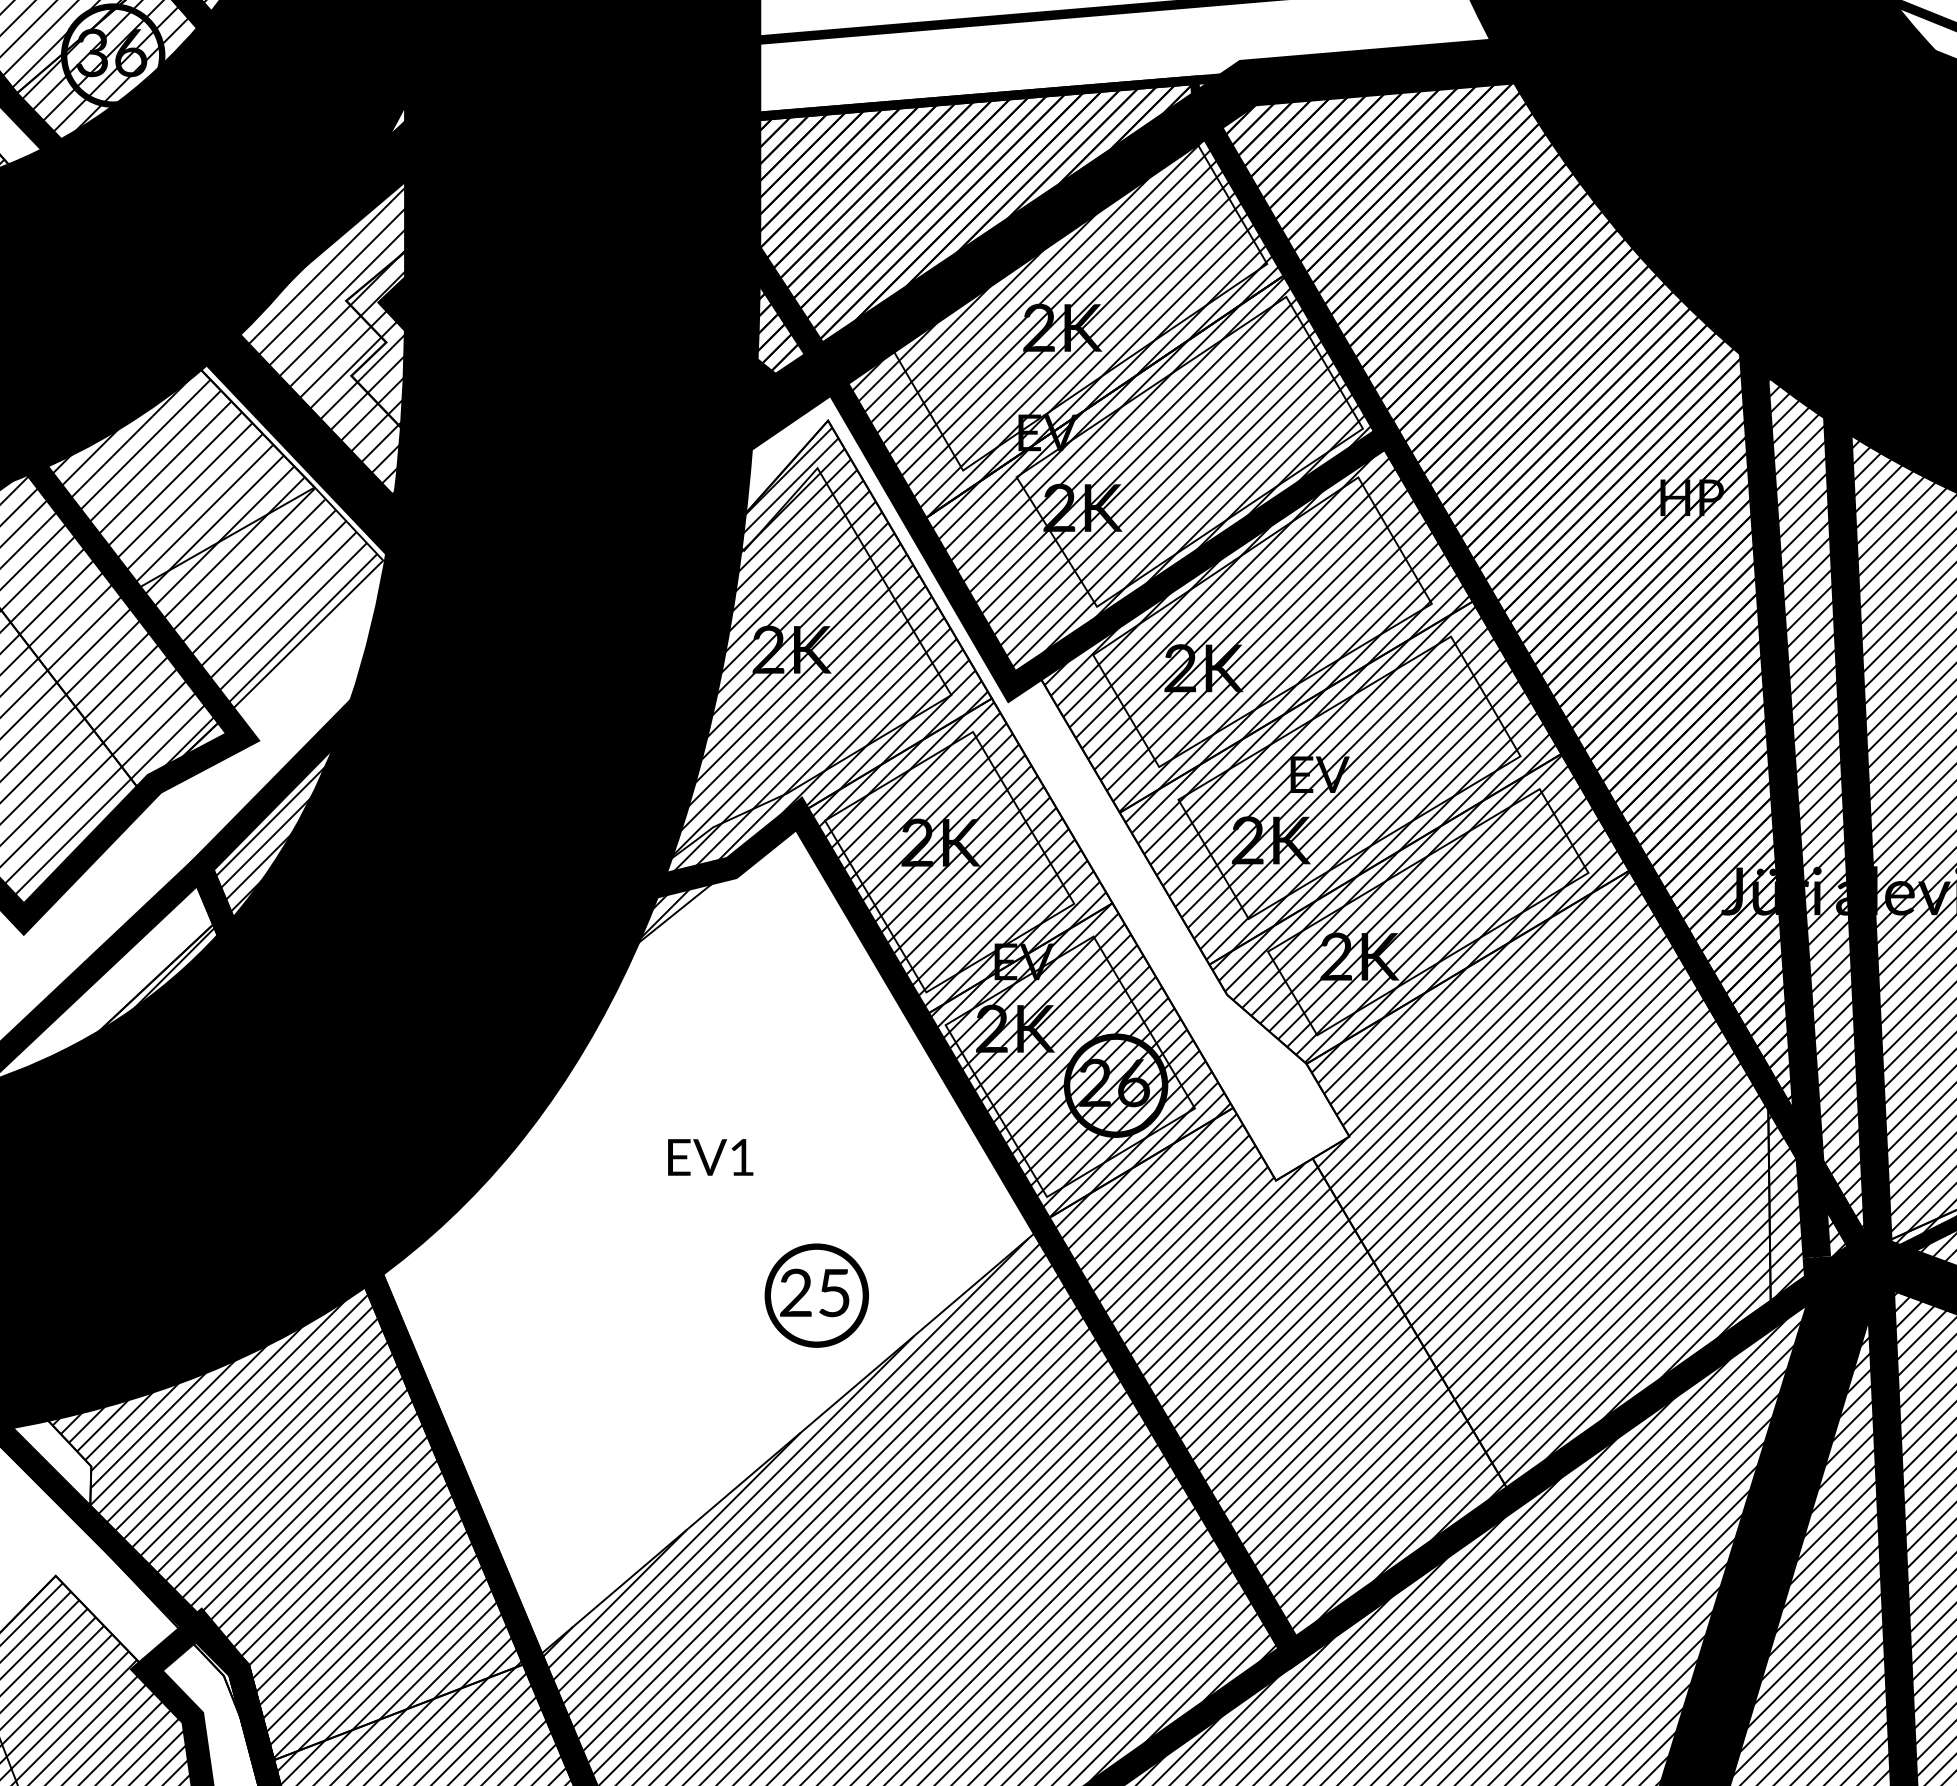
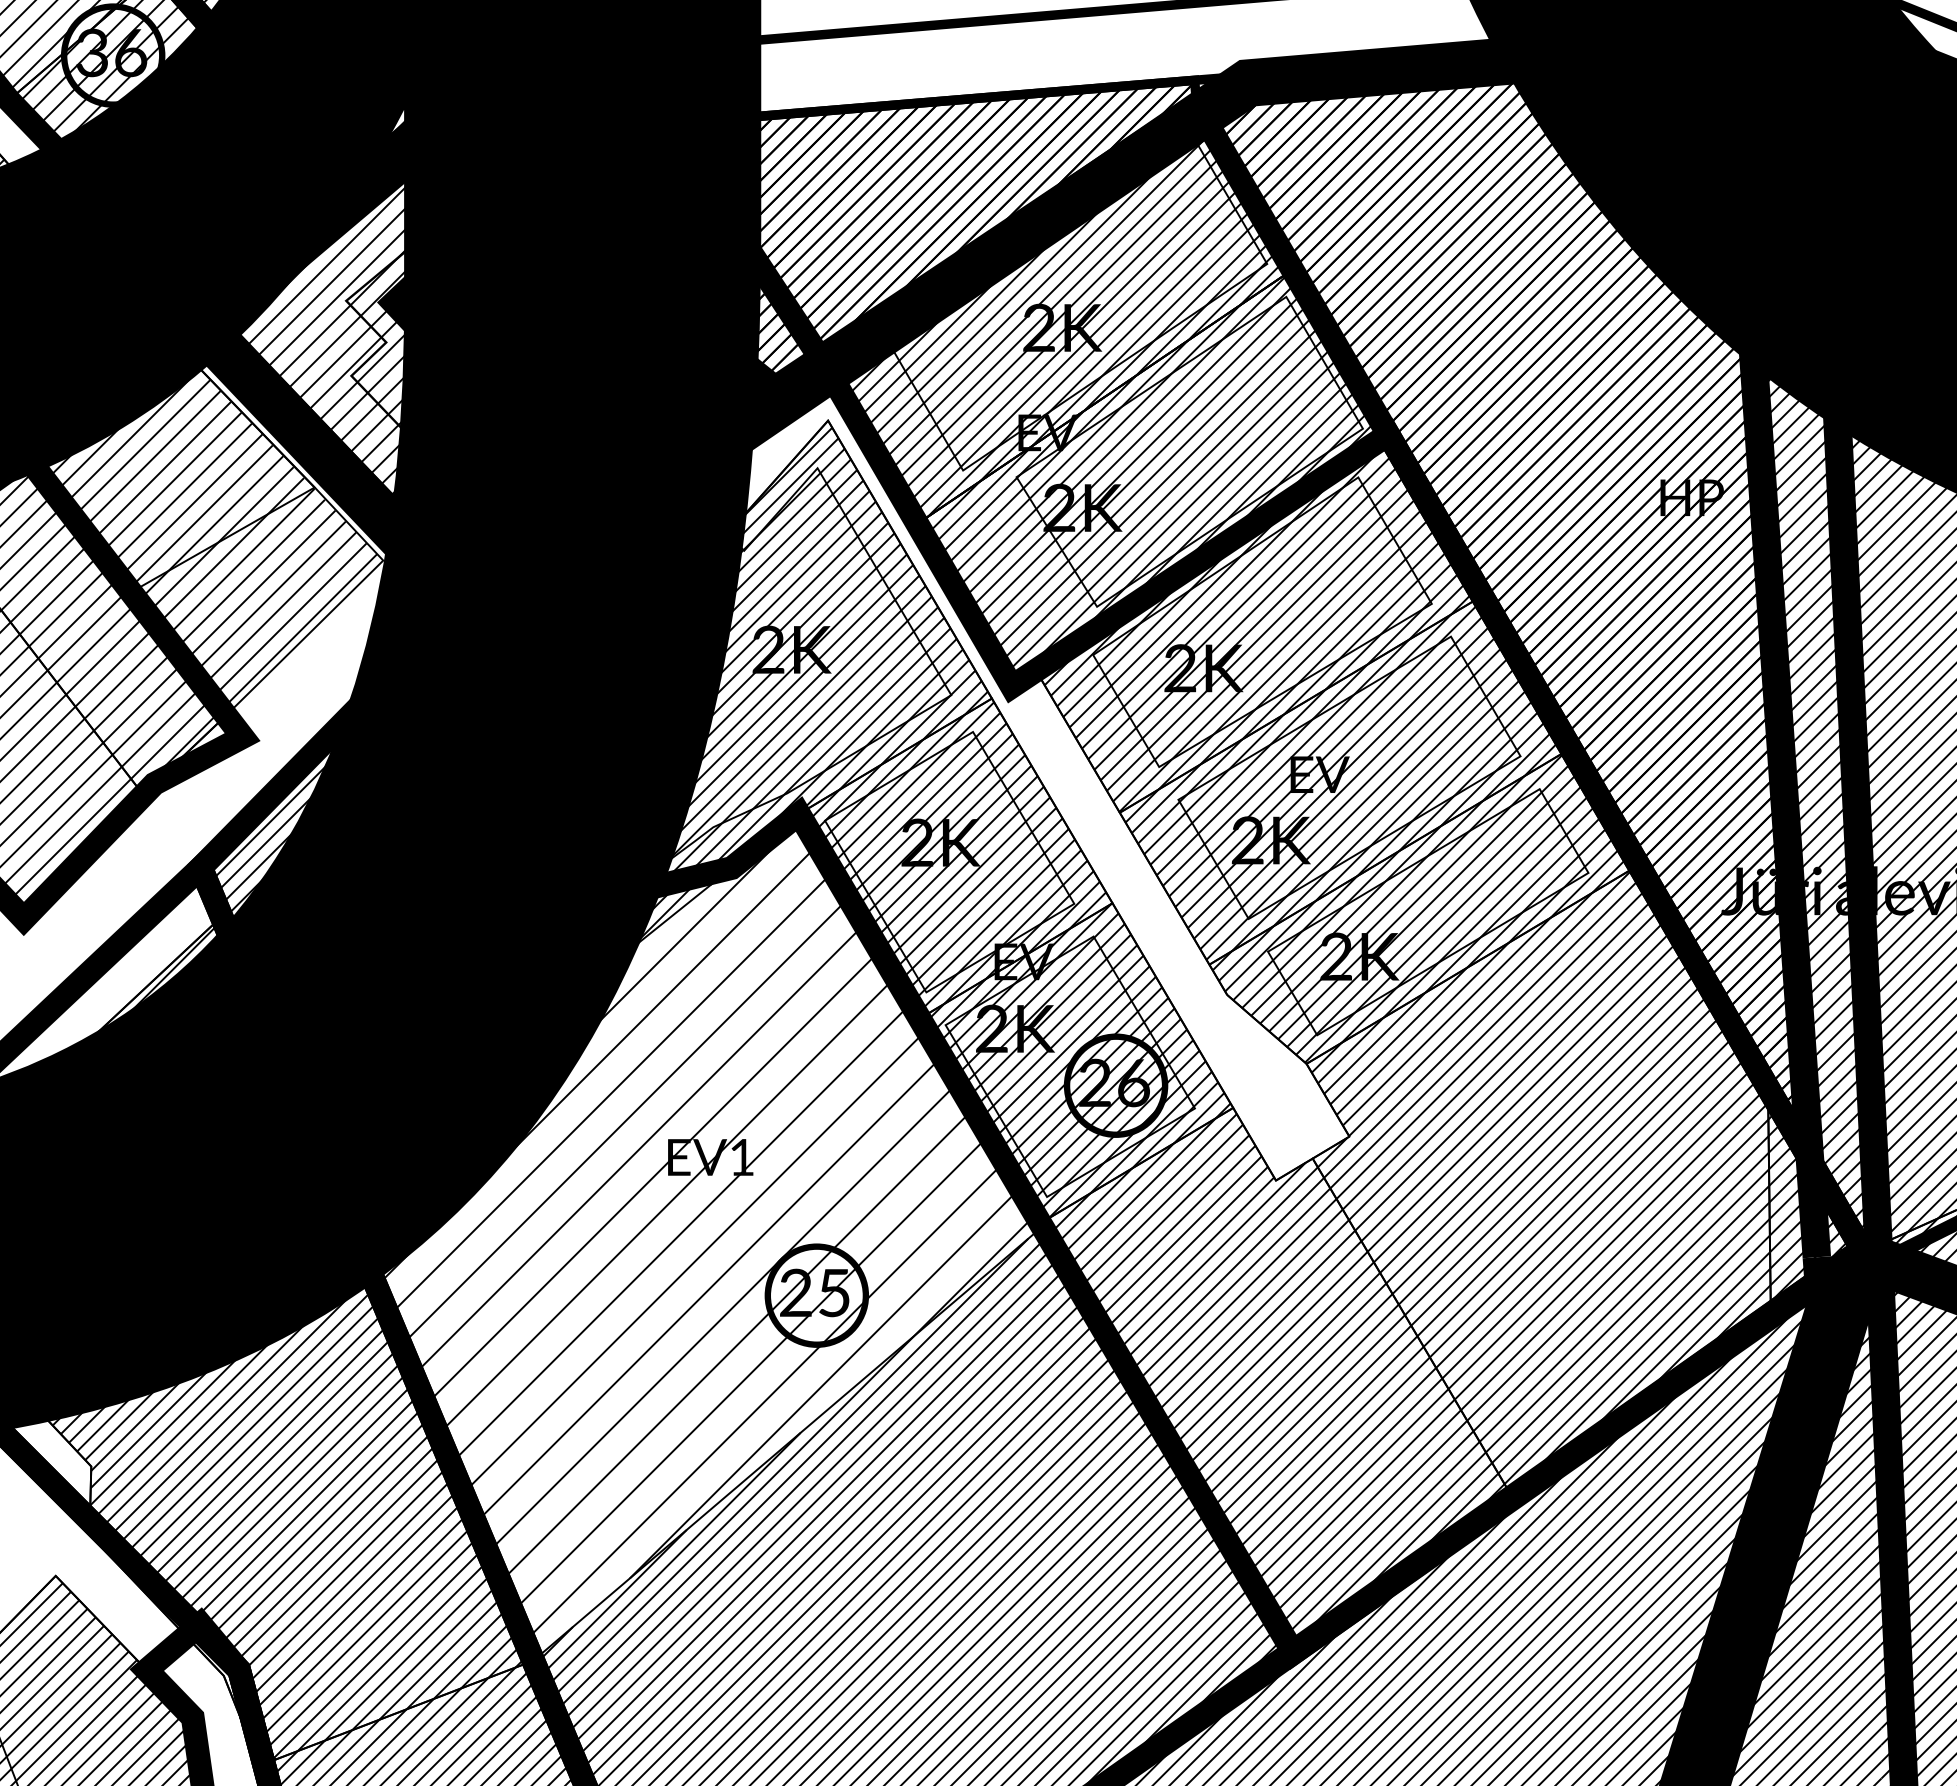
hatch: none -> present (687, 1229)
